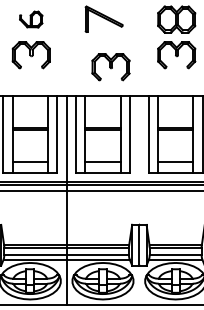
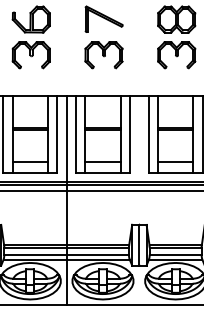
part size: 25x19 px -> 40x29 px (30, 19)
part position: (110, 67) -> (103, 55) (103, 55)
